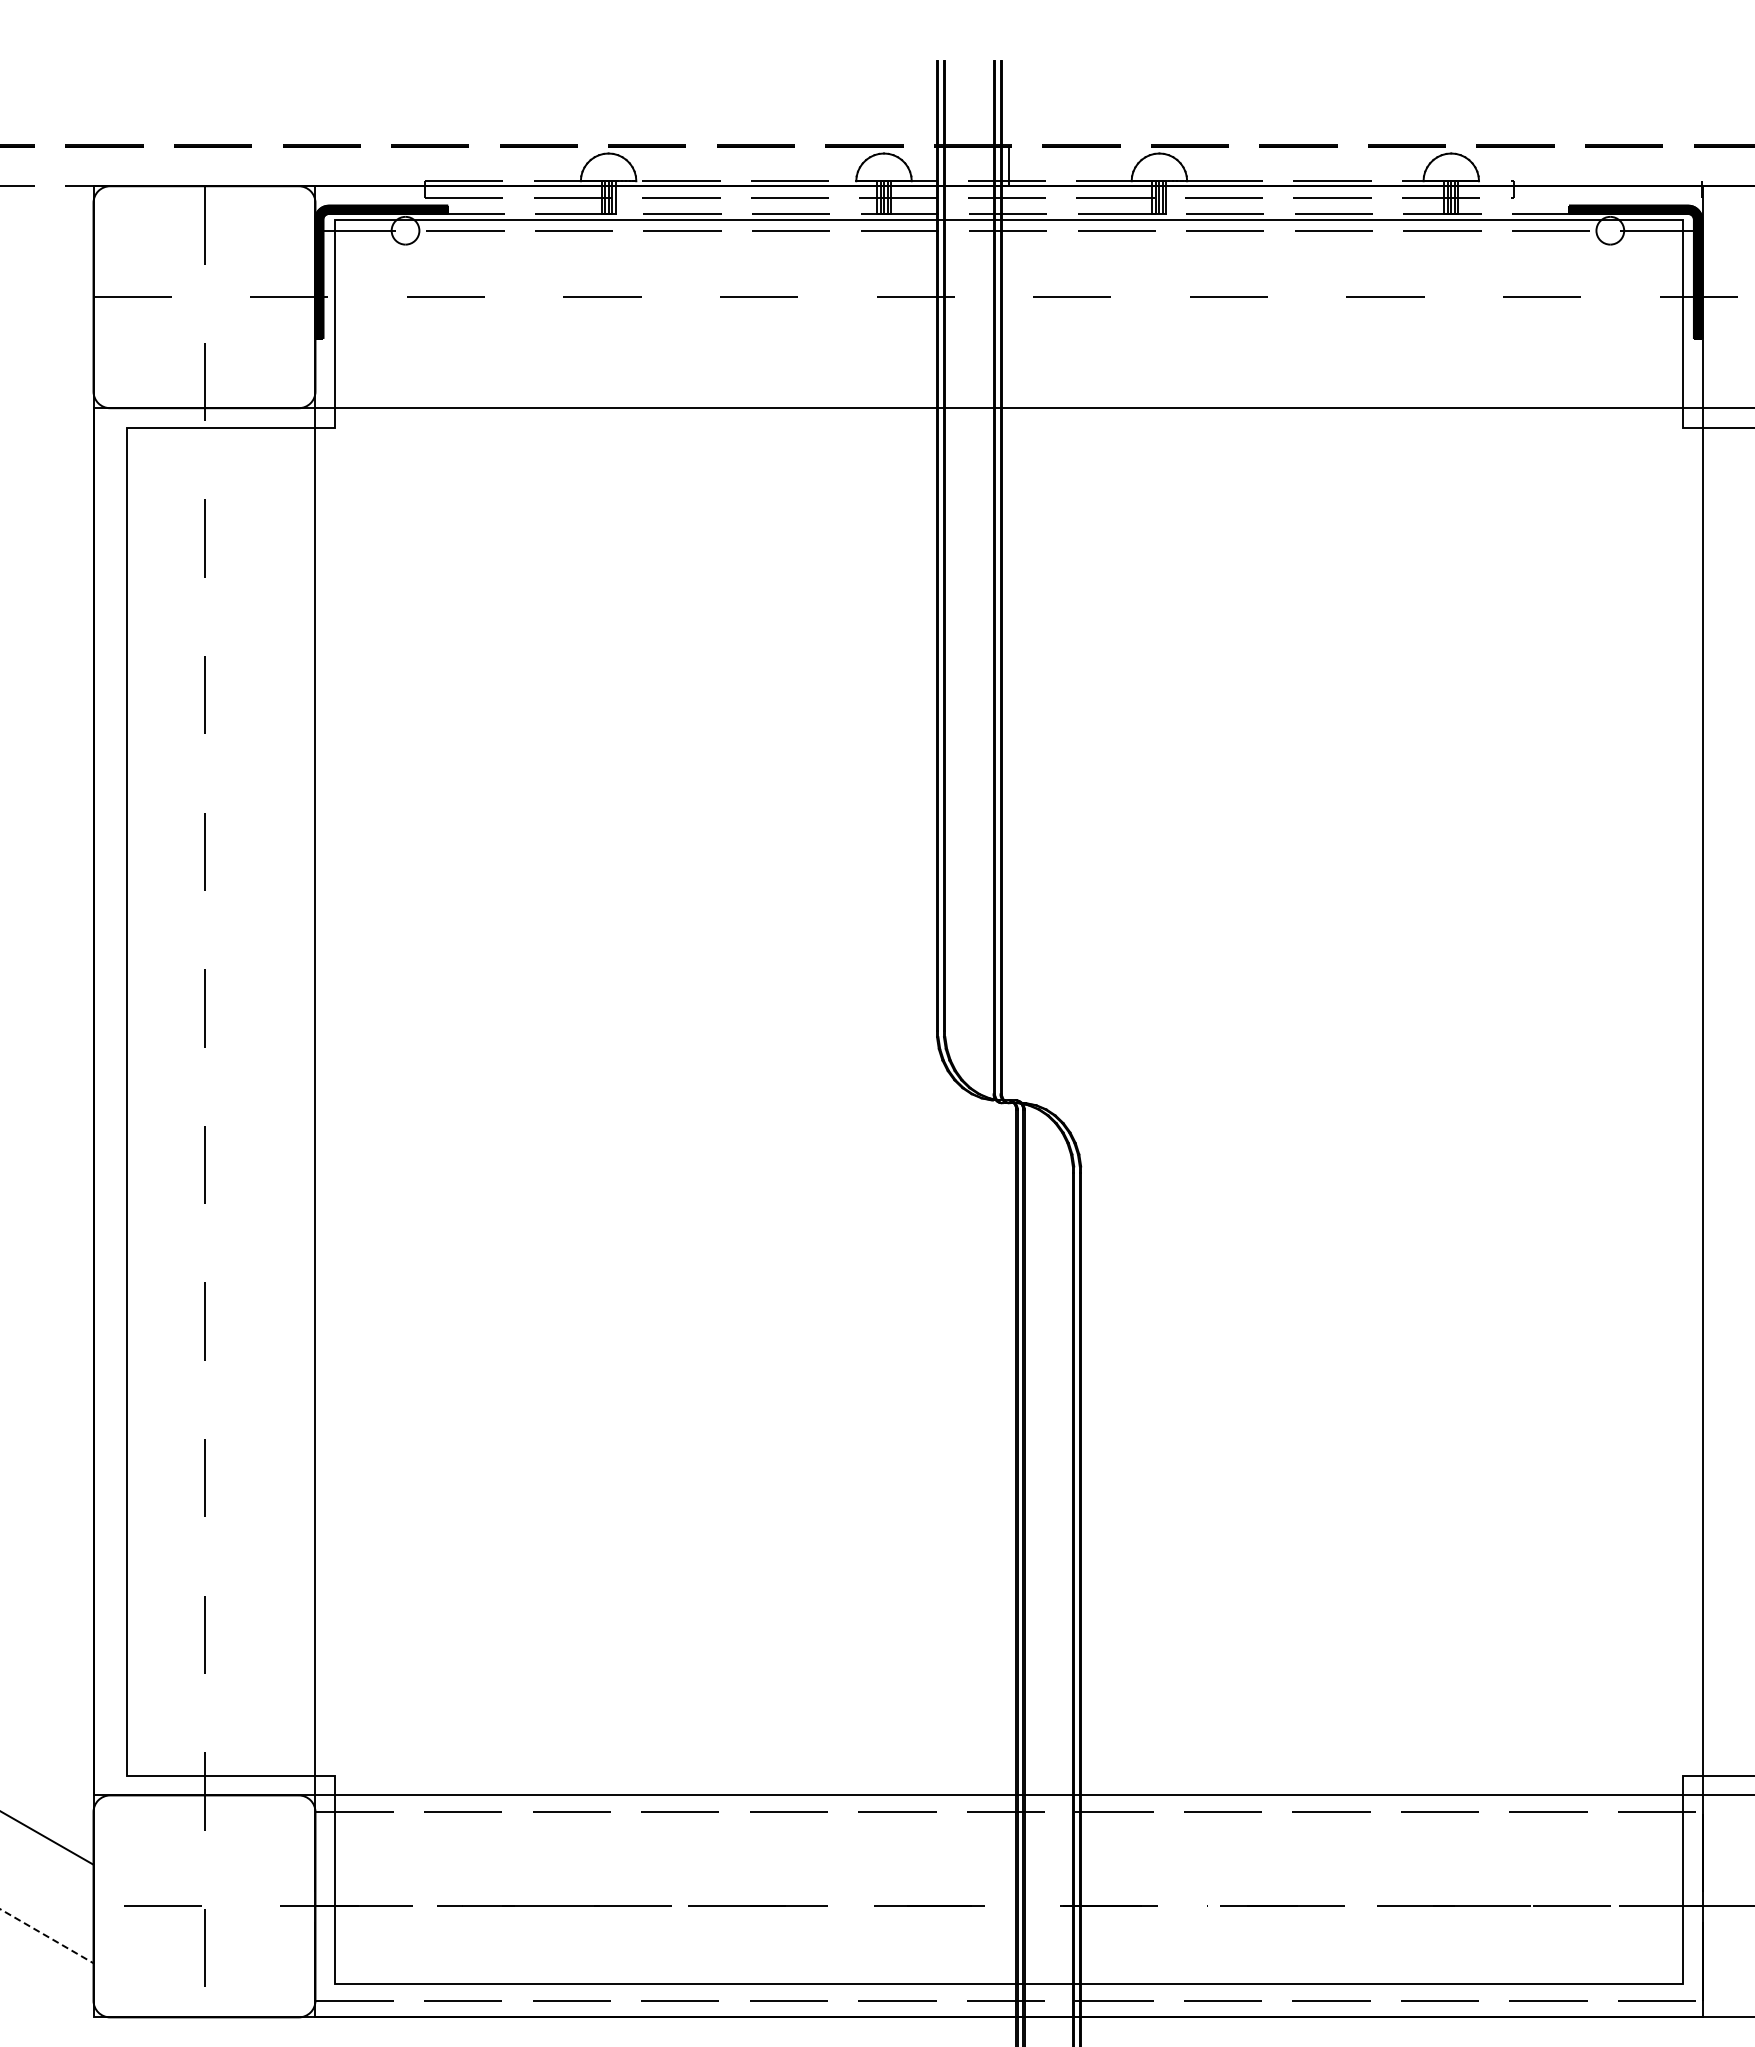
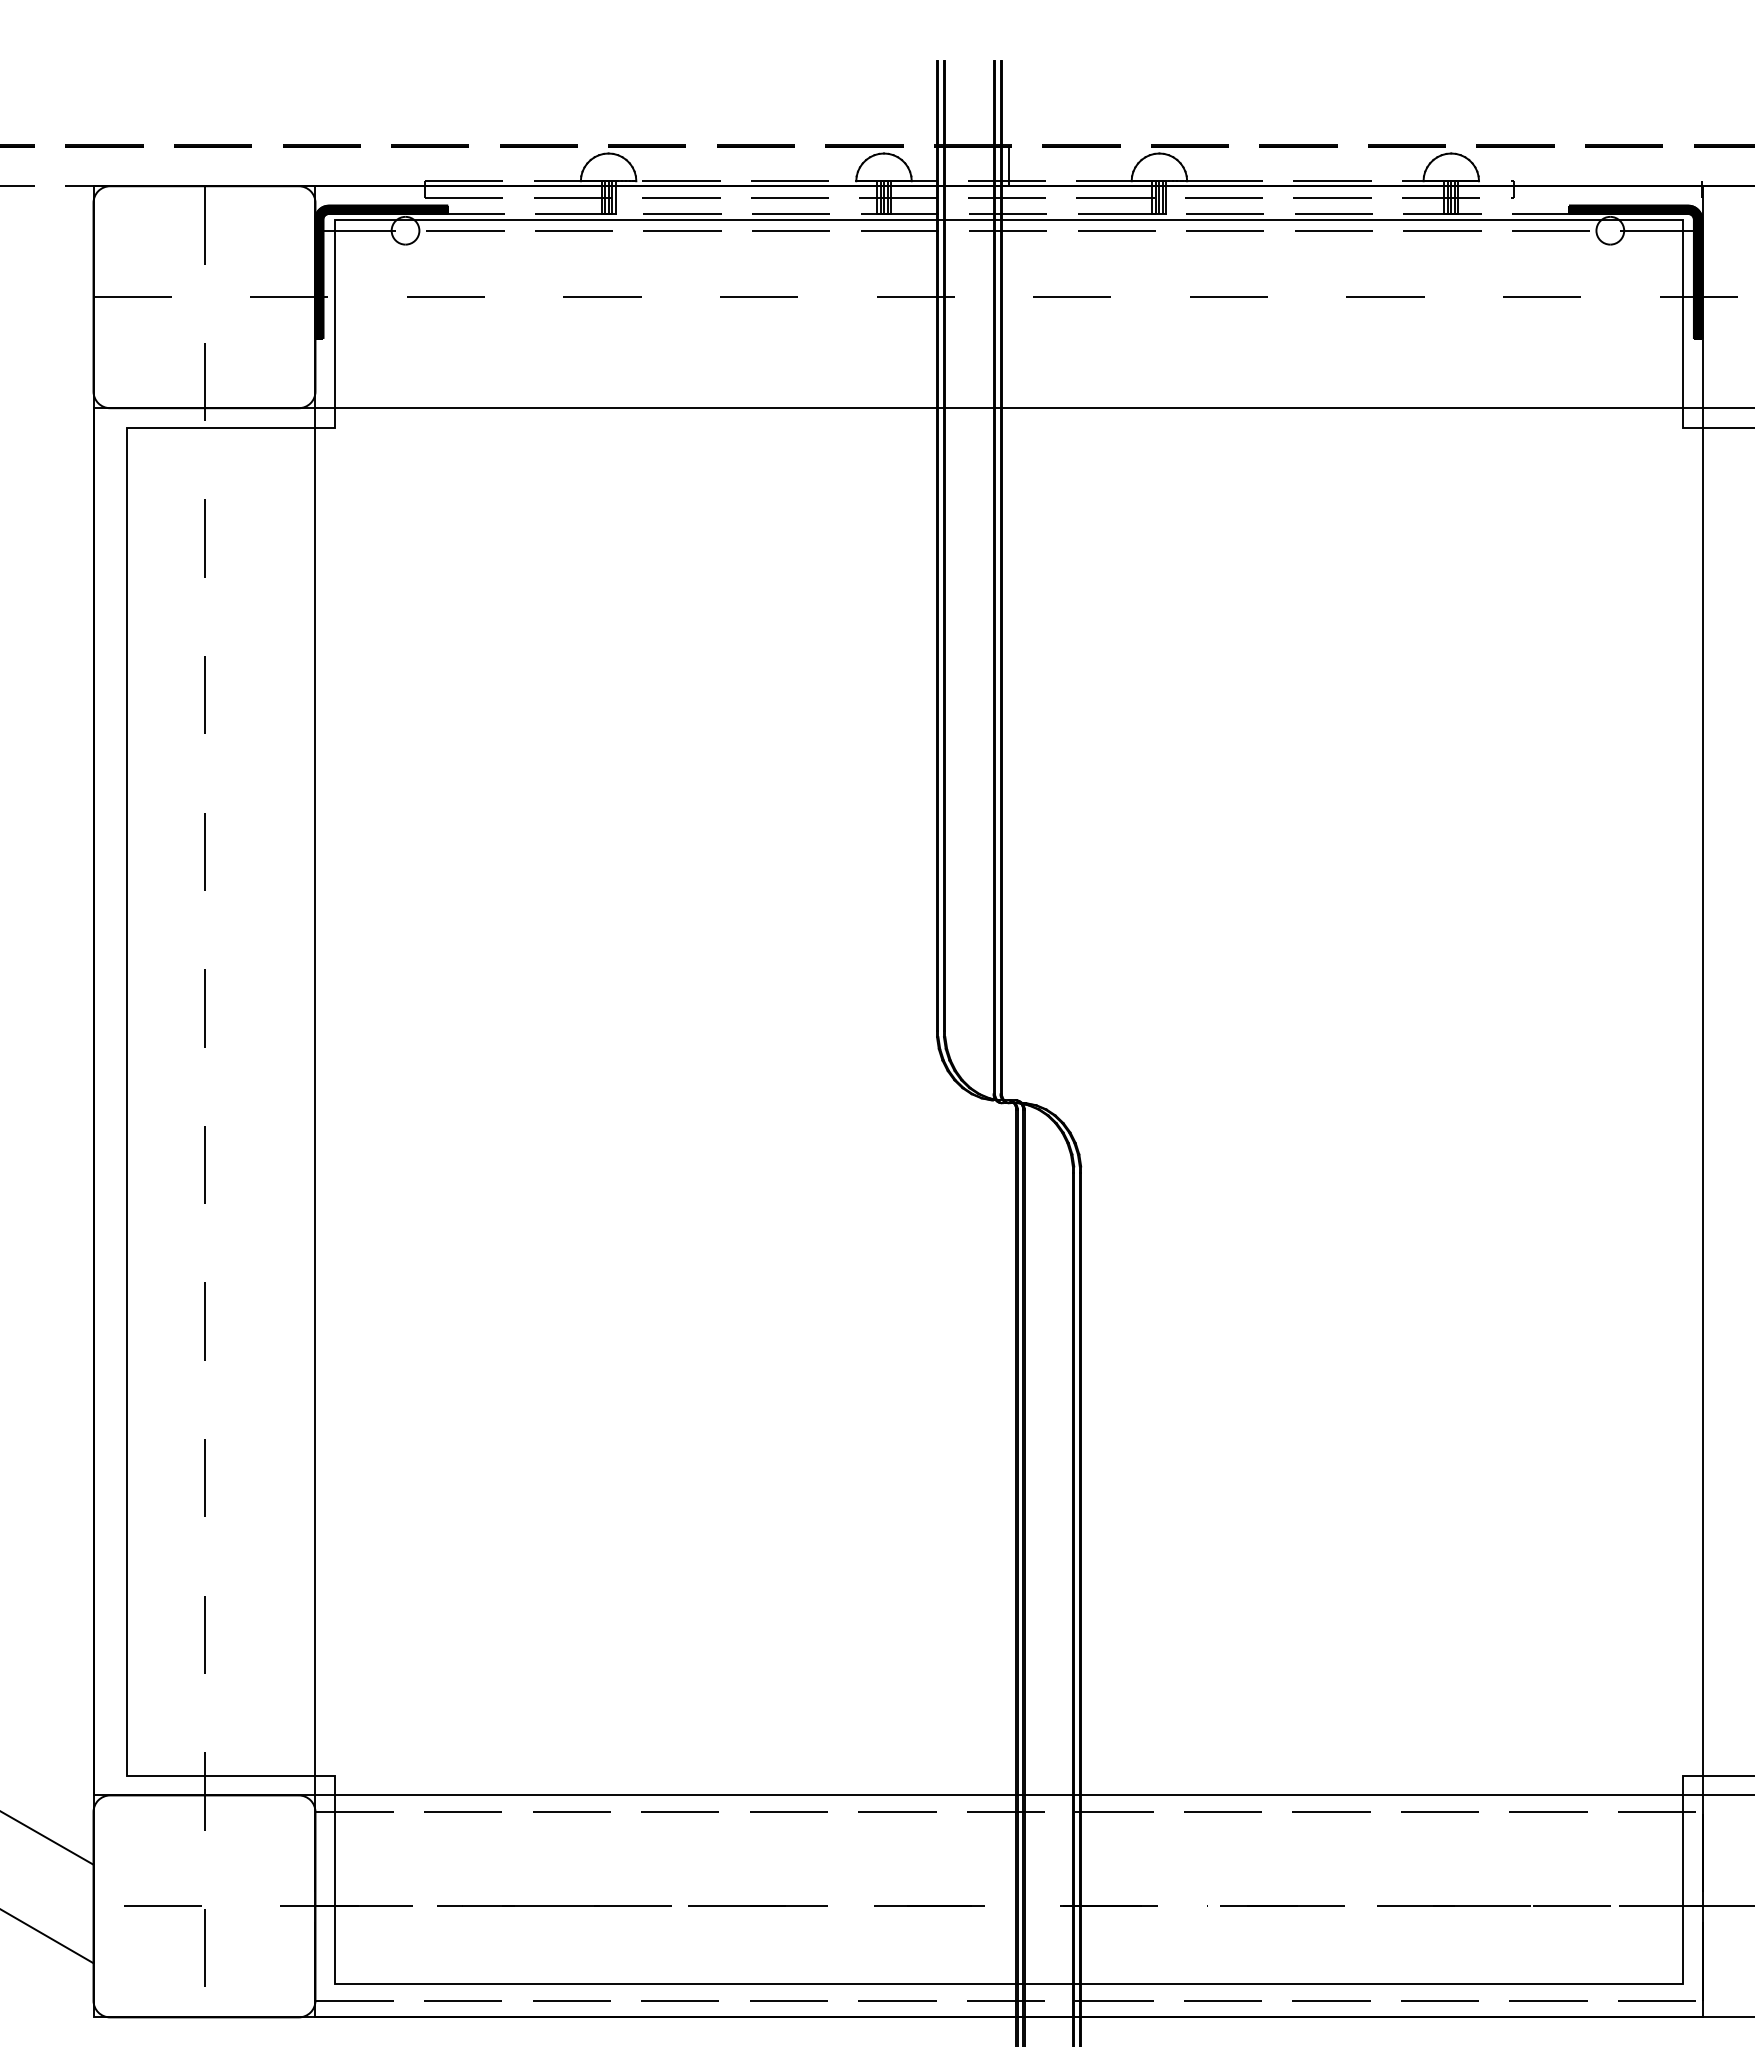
line: dashed -> solid (46, 1936)
